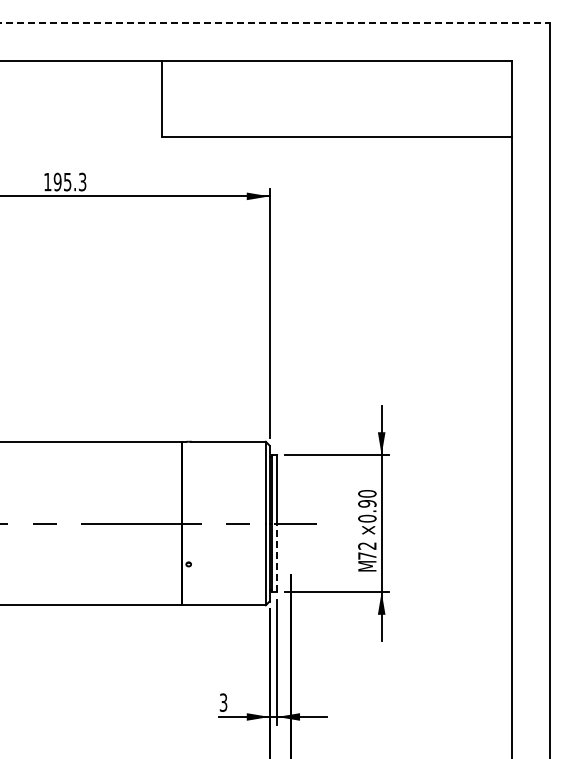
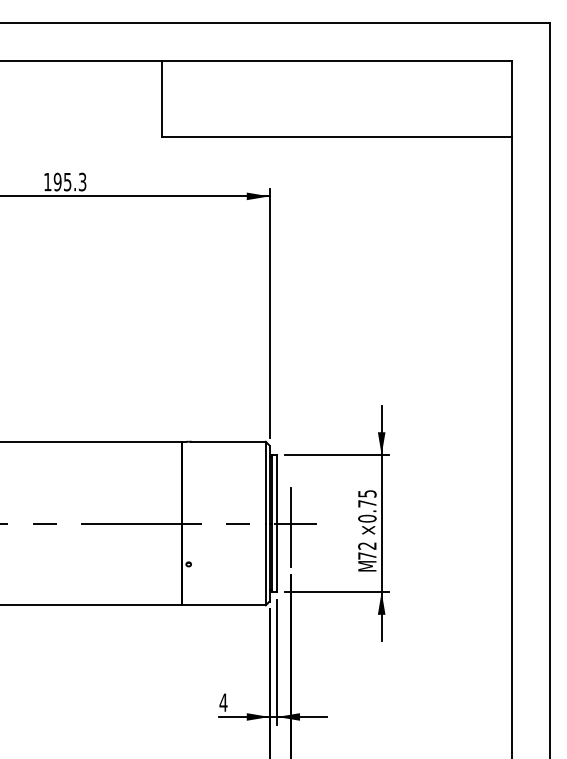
line: dashed -> solid (275, 22)
text: ×0.90 -> ×0.75 (367, 498)
line: none -> present (291, 527)
line: dashed -> solid (277, 557)
text: 3 -> 4 (223, 702)
